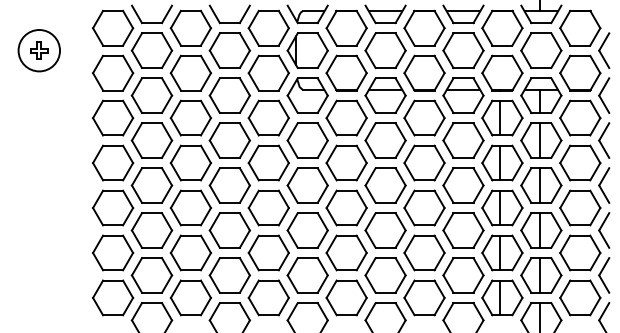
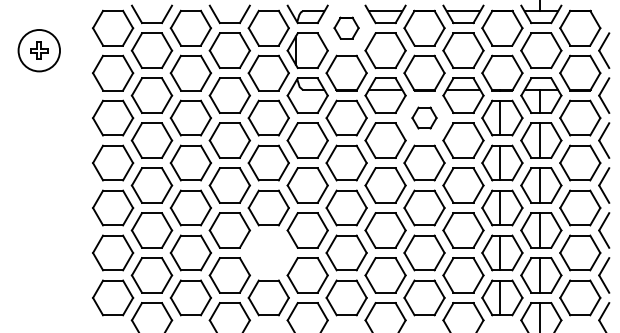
part size: 43x38 px -> 27x24 px (346, 27)
part size: 43x38 px -> 27x24 px (424, 117)
part: present -> none (268, 252)
